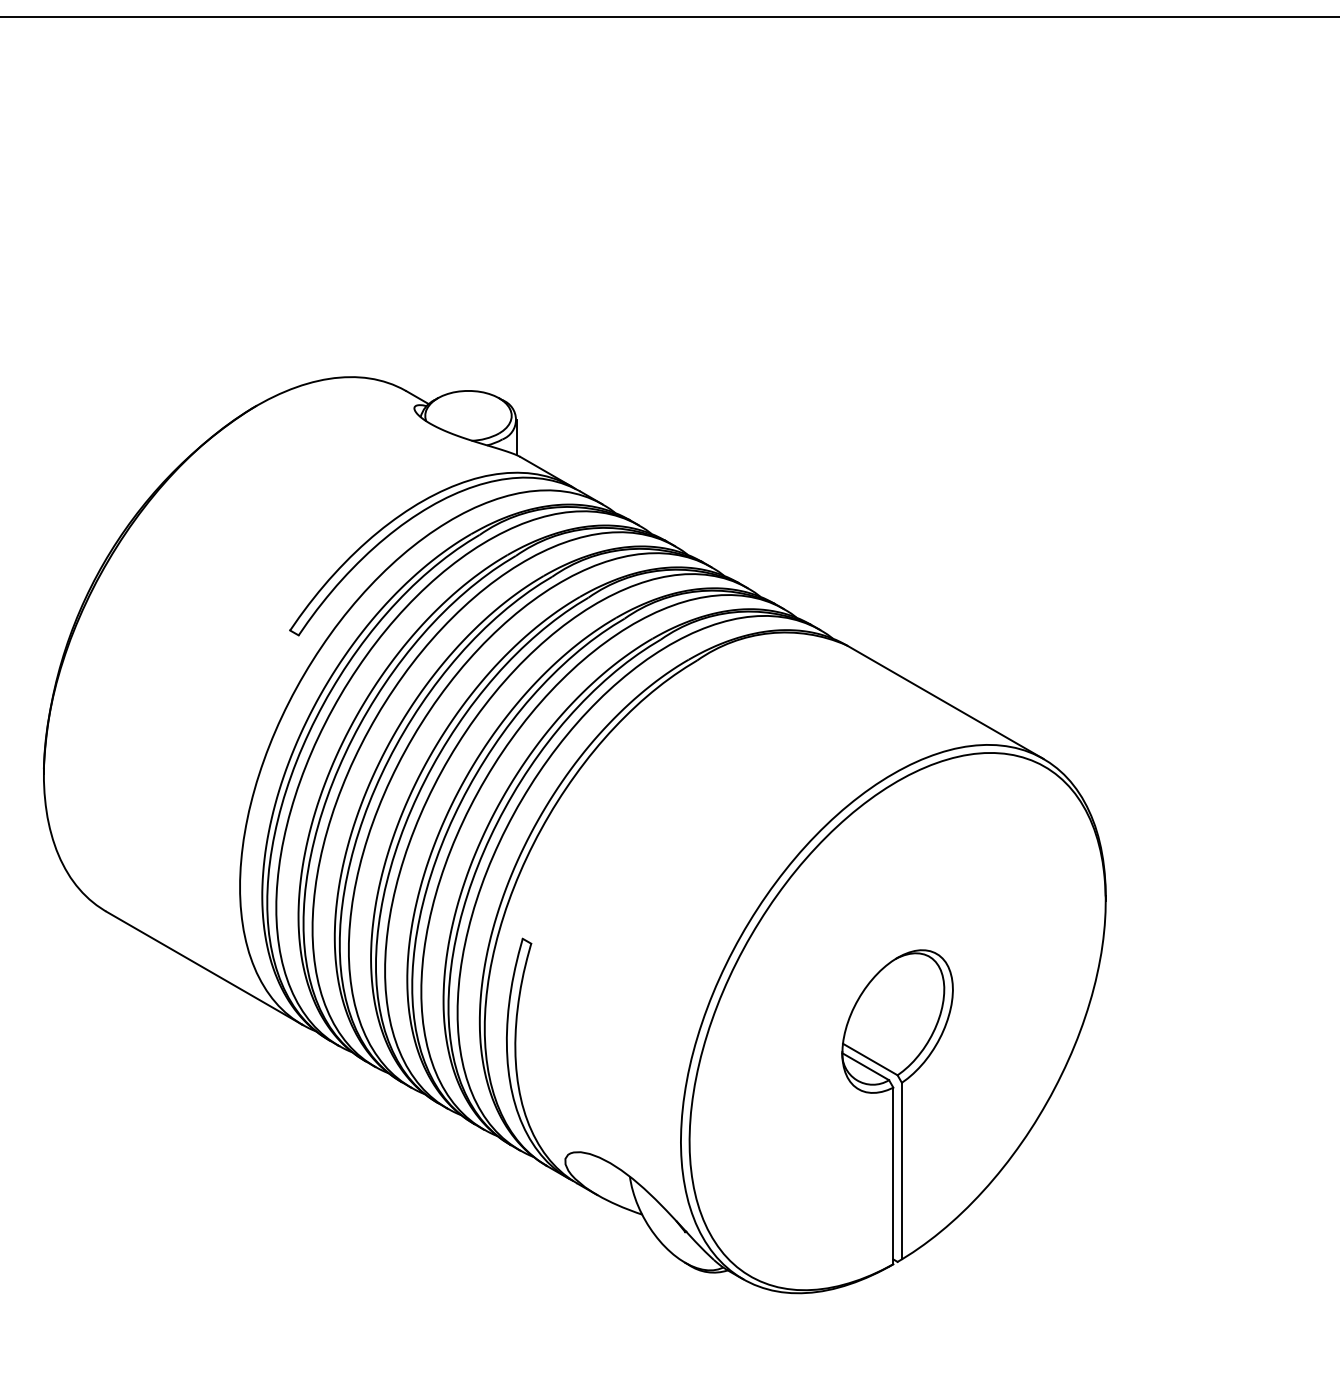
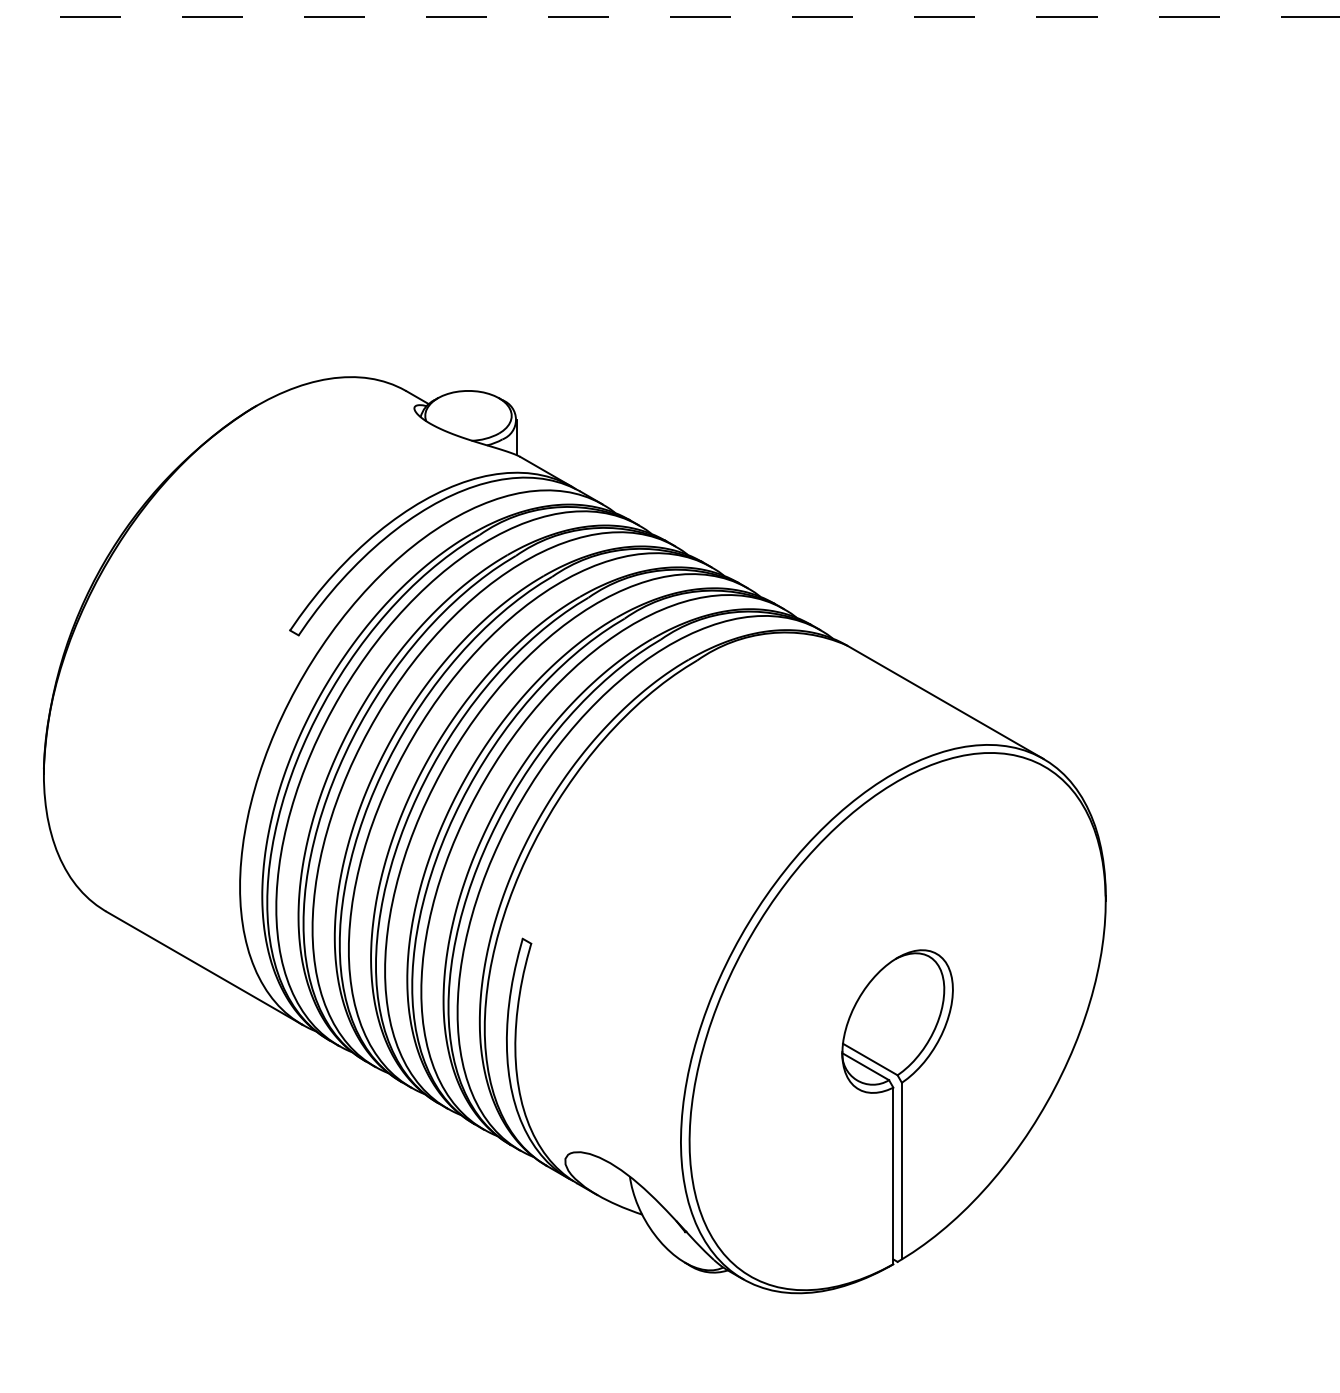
line: solid -> dashed (669, 17)
